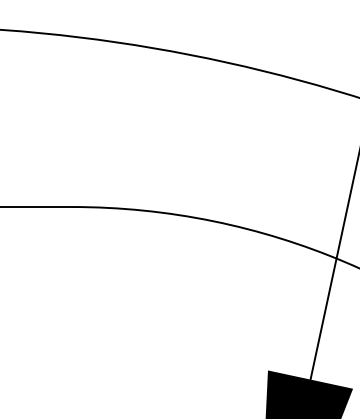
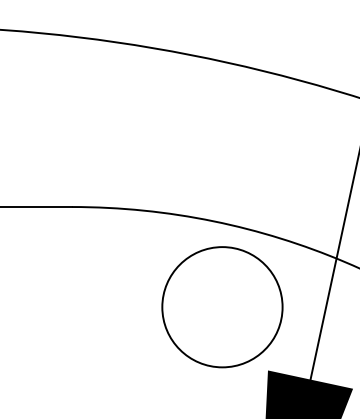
circle: none -> present (222, 307)
